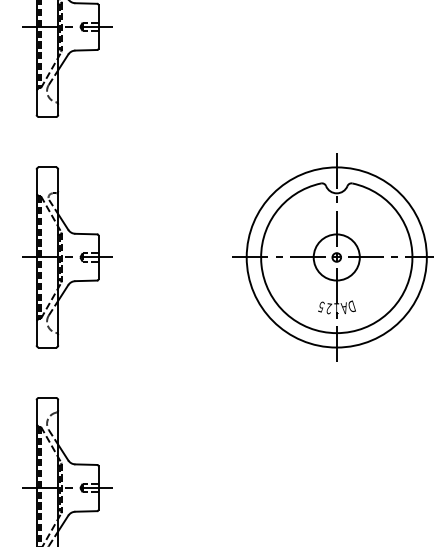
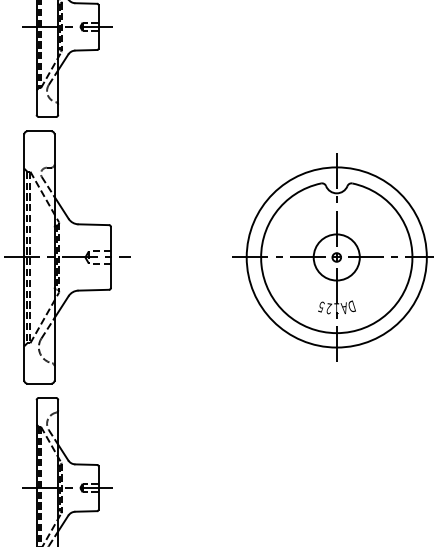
part size: 91x183 px -> 127x255 px (67, 257)
